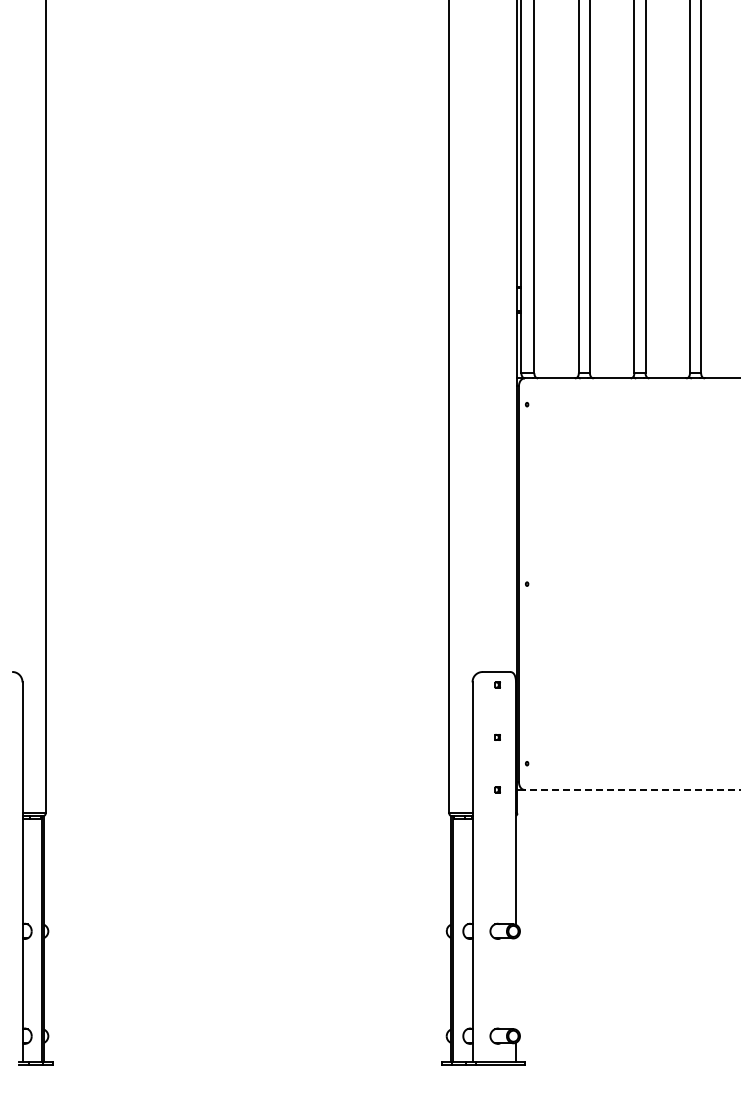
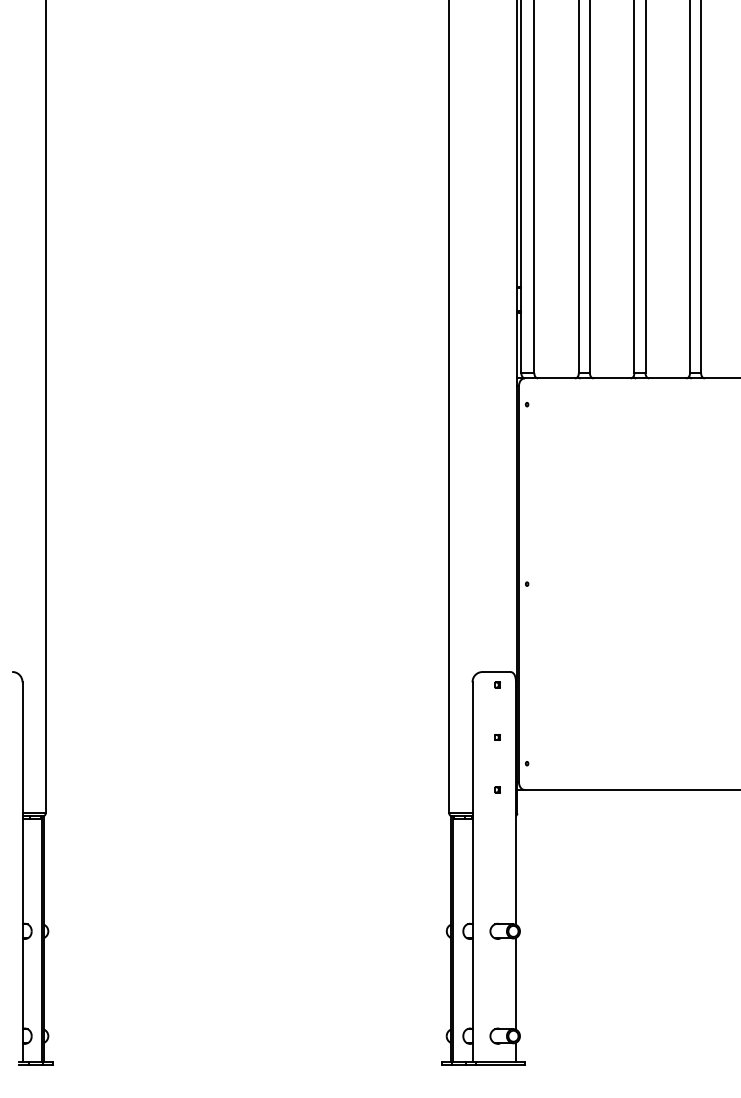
line: dashed -> solid (632, 789)
line: none -> present (516, 983)
